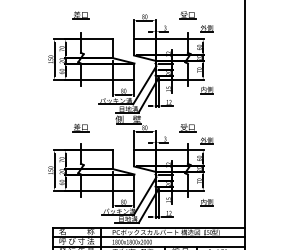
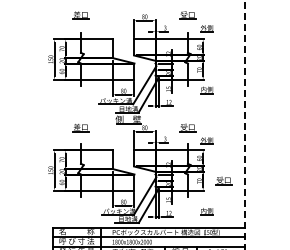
line: solid -> dashed (245, 125)
part: none -> present (223, 180)
part position: (206, 202) -> (206, 211) (206, 211)
